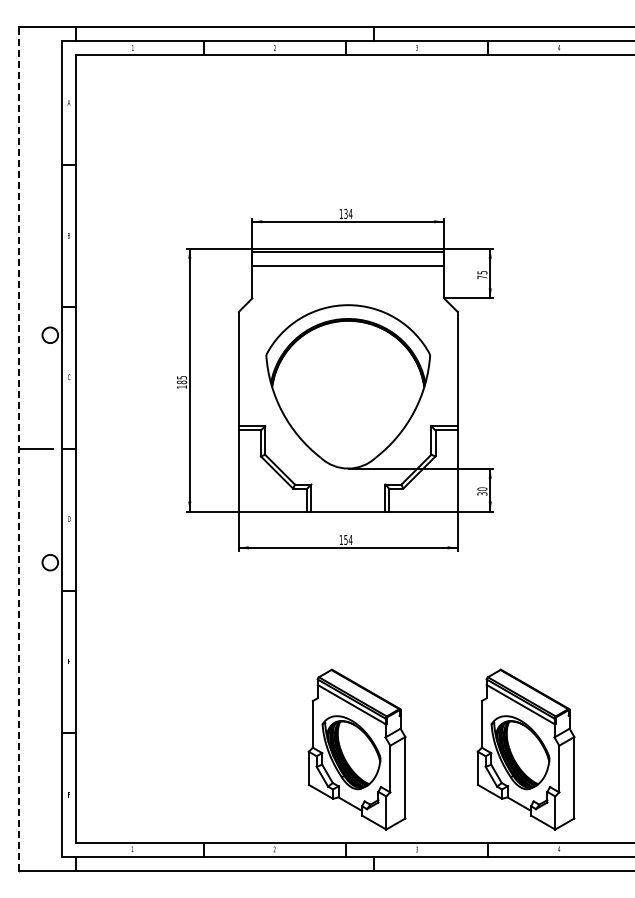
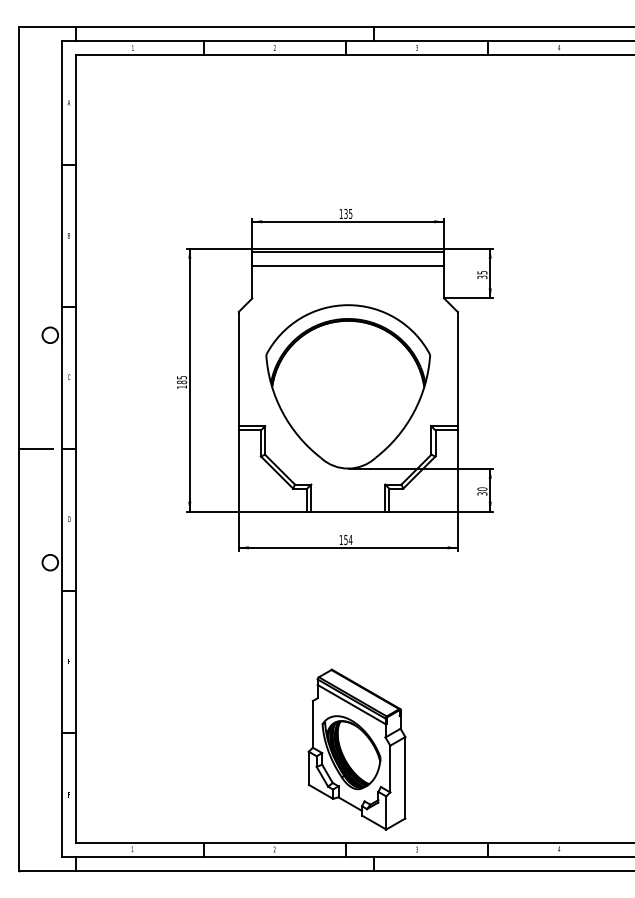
text: 134 -> 135 (350, 213)
text: 75 -> 35 (482, 277)
line: dashed -> solid (19, 448)
part: present -> none (525, 749)
